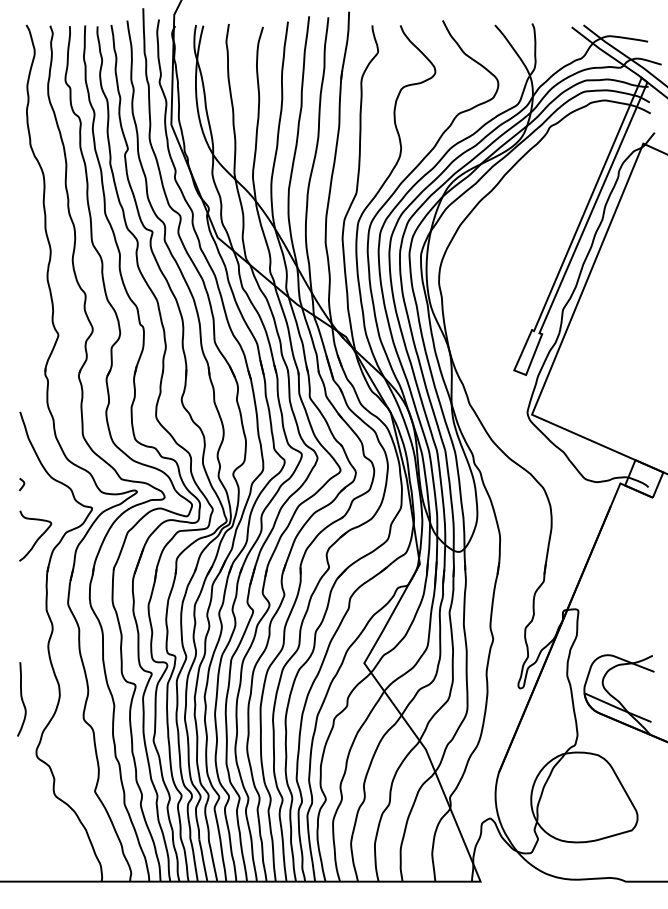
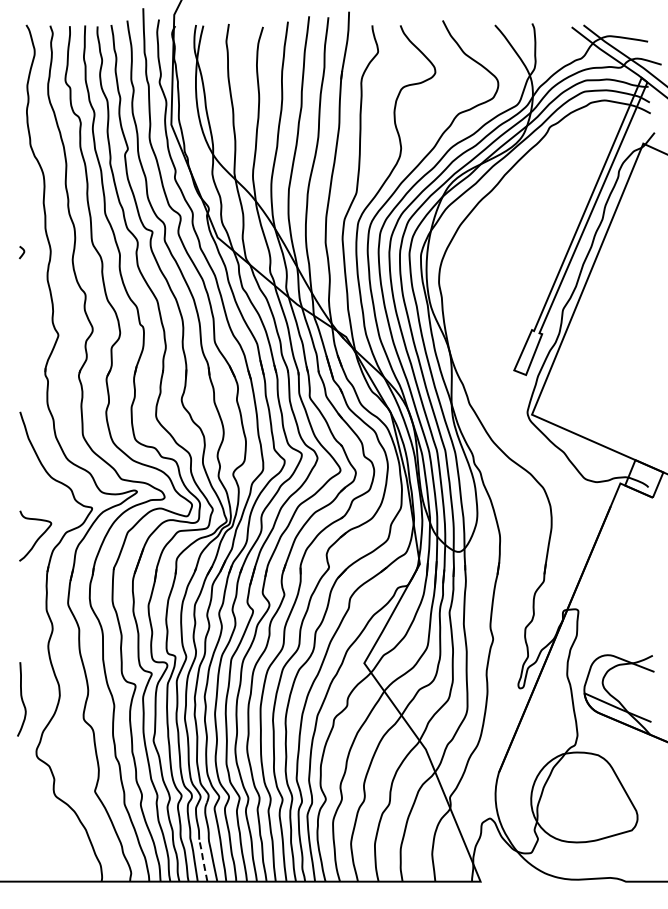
curve position: (23, 484) -> (23, 252) (23, 252)
line: solid -> dashed (203, 859)
